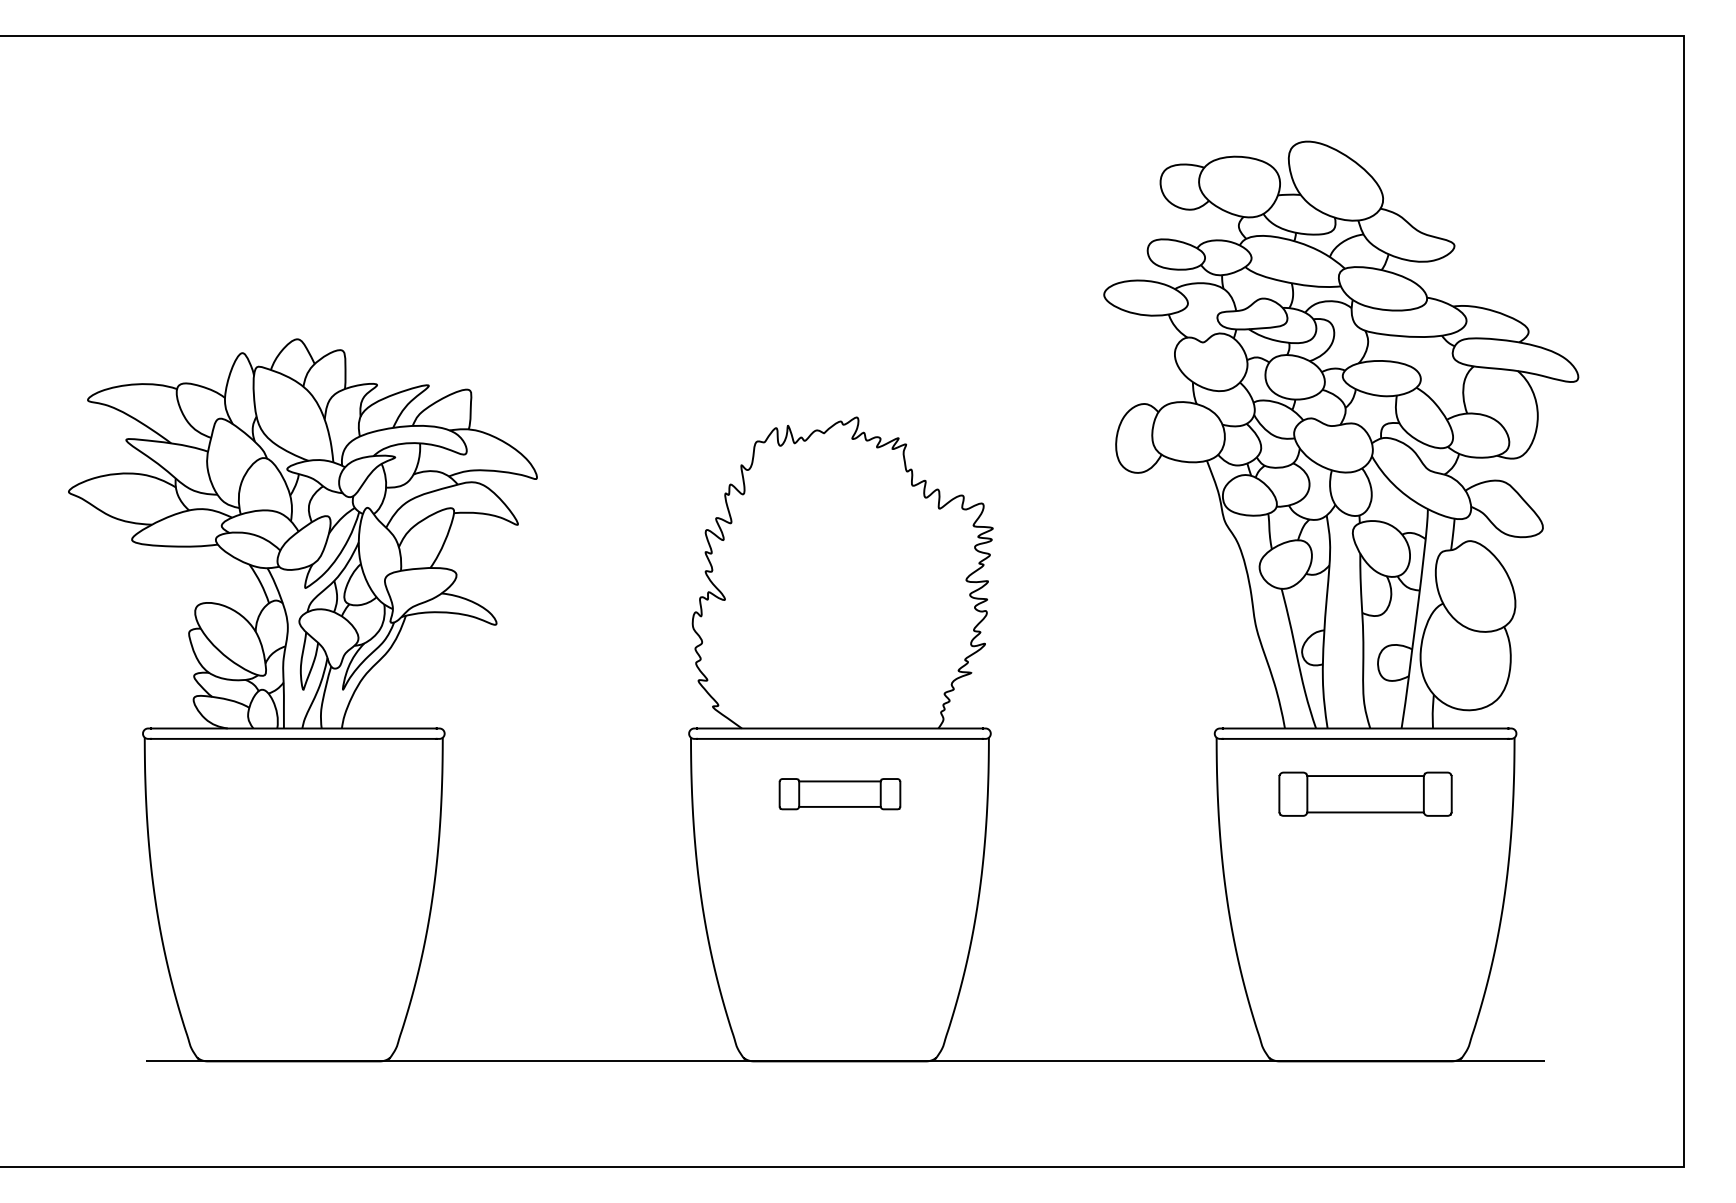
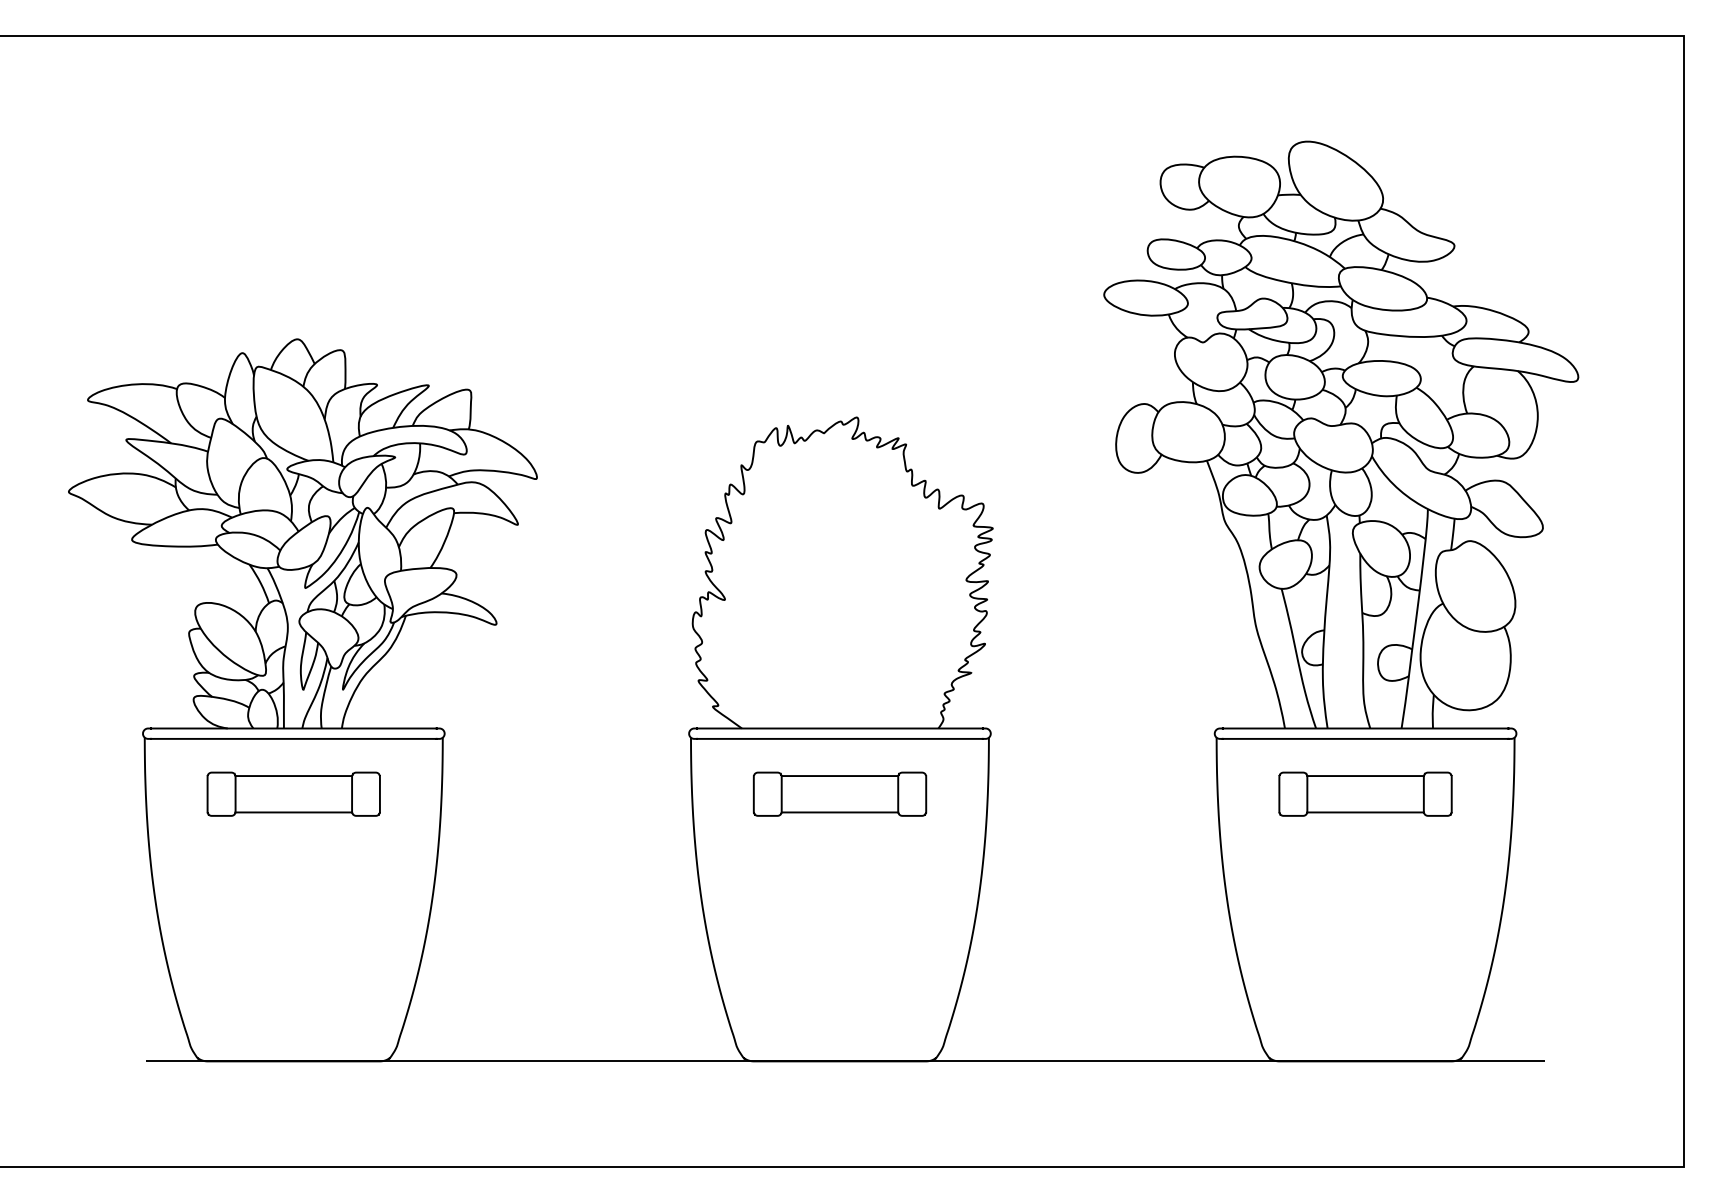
part: none -> present (293, 793)
part size: 124x33 px -> 176x46 px (839, 793)
